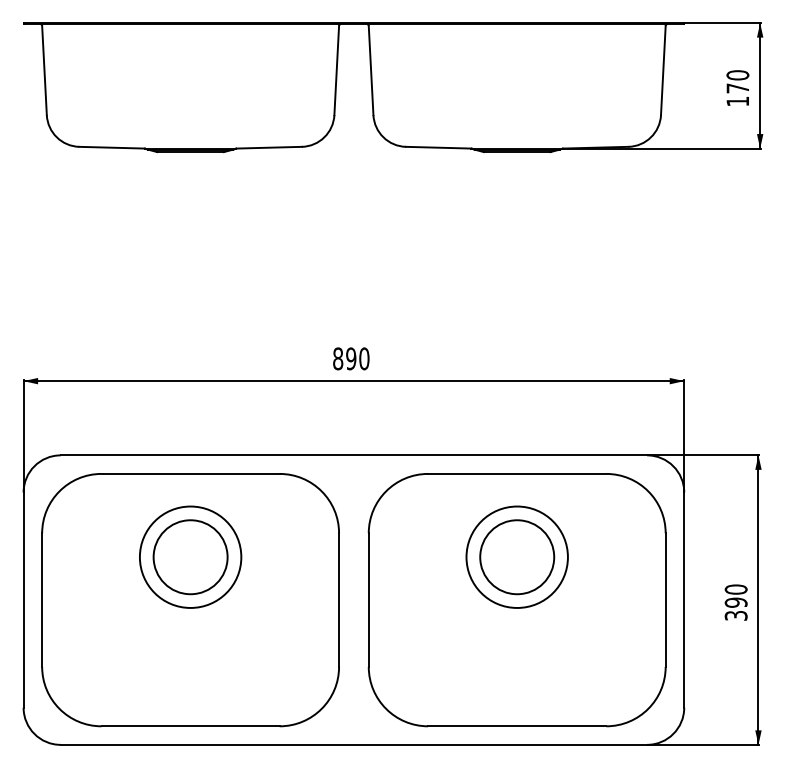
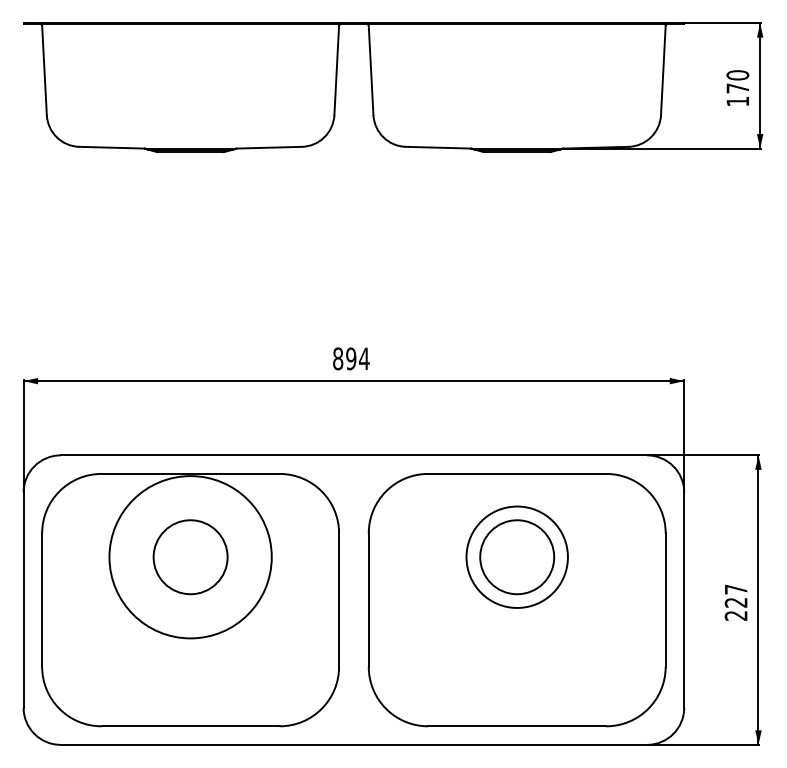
text: 890 -> 894 (363, 358)
circle diameter: 101 px -> 162 px (190, 557)
text: 390 -> 227 (735, 602)
